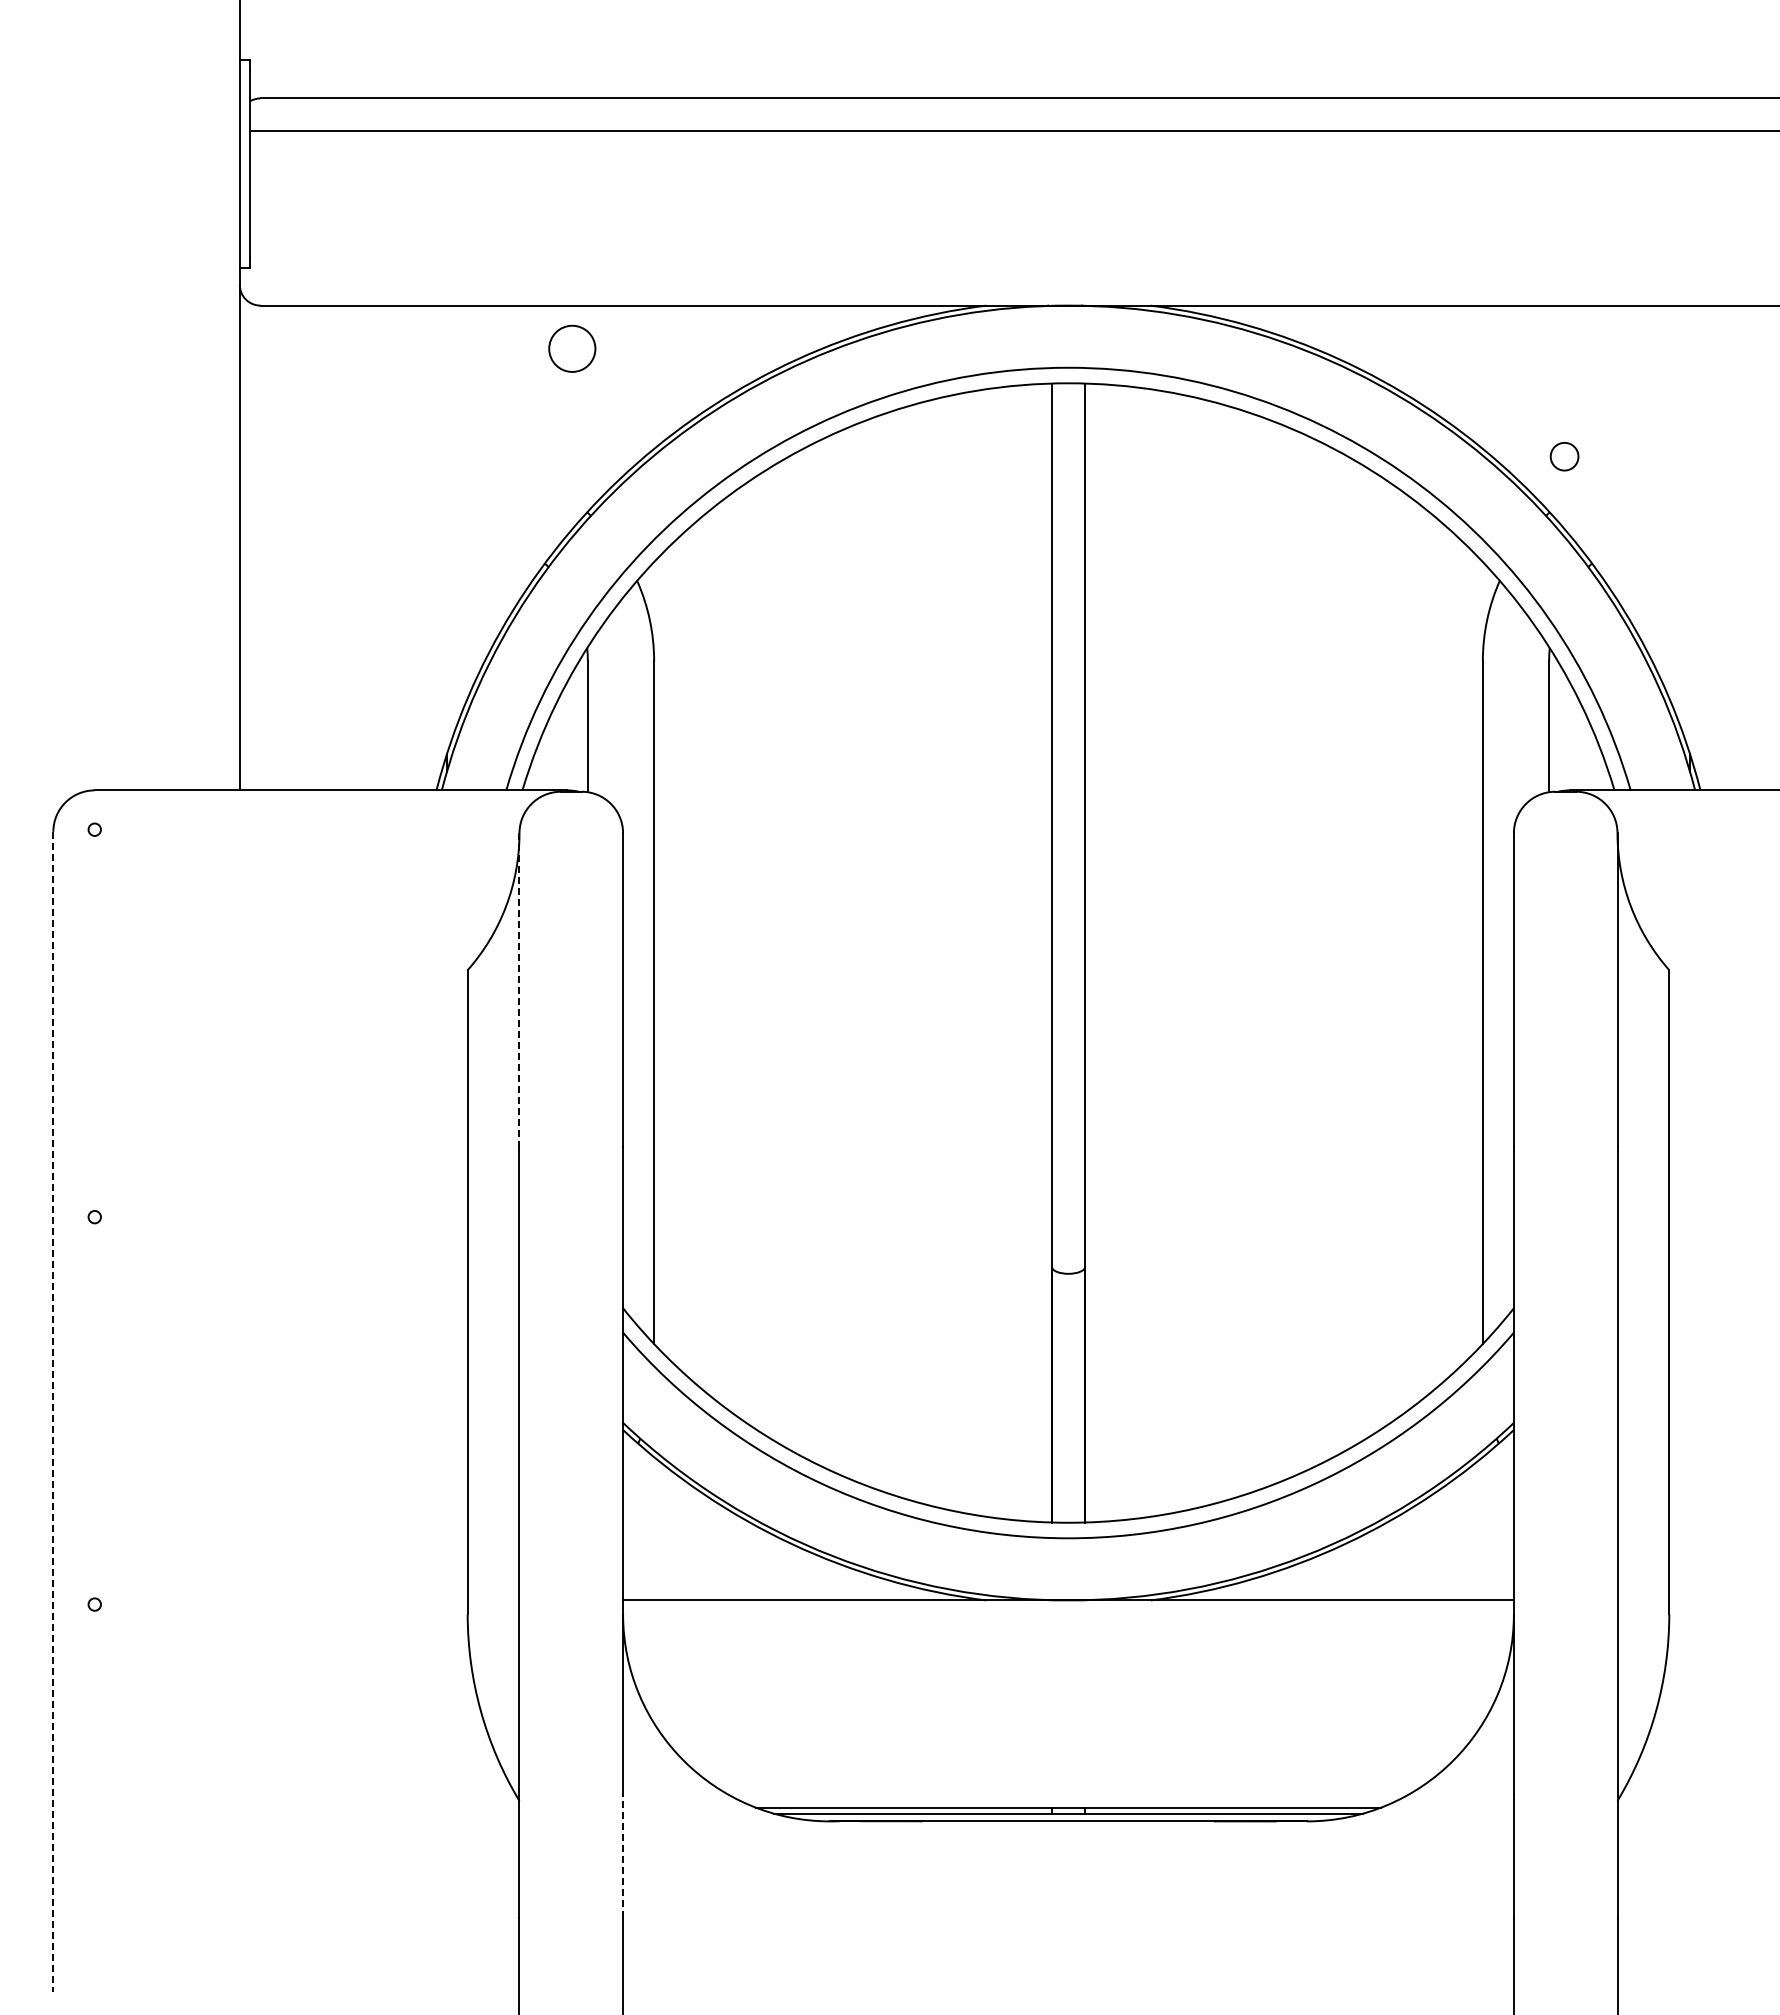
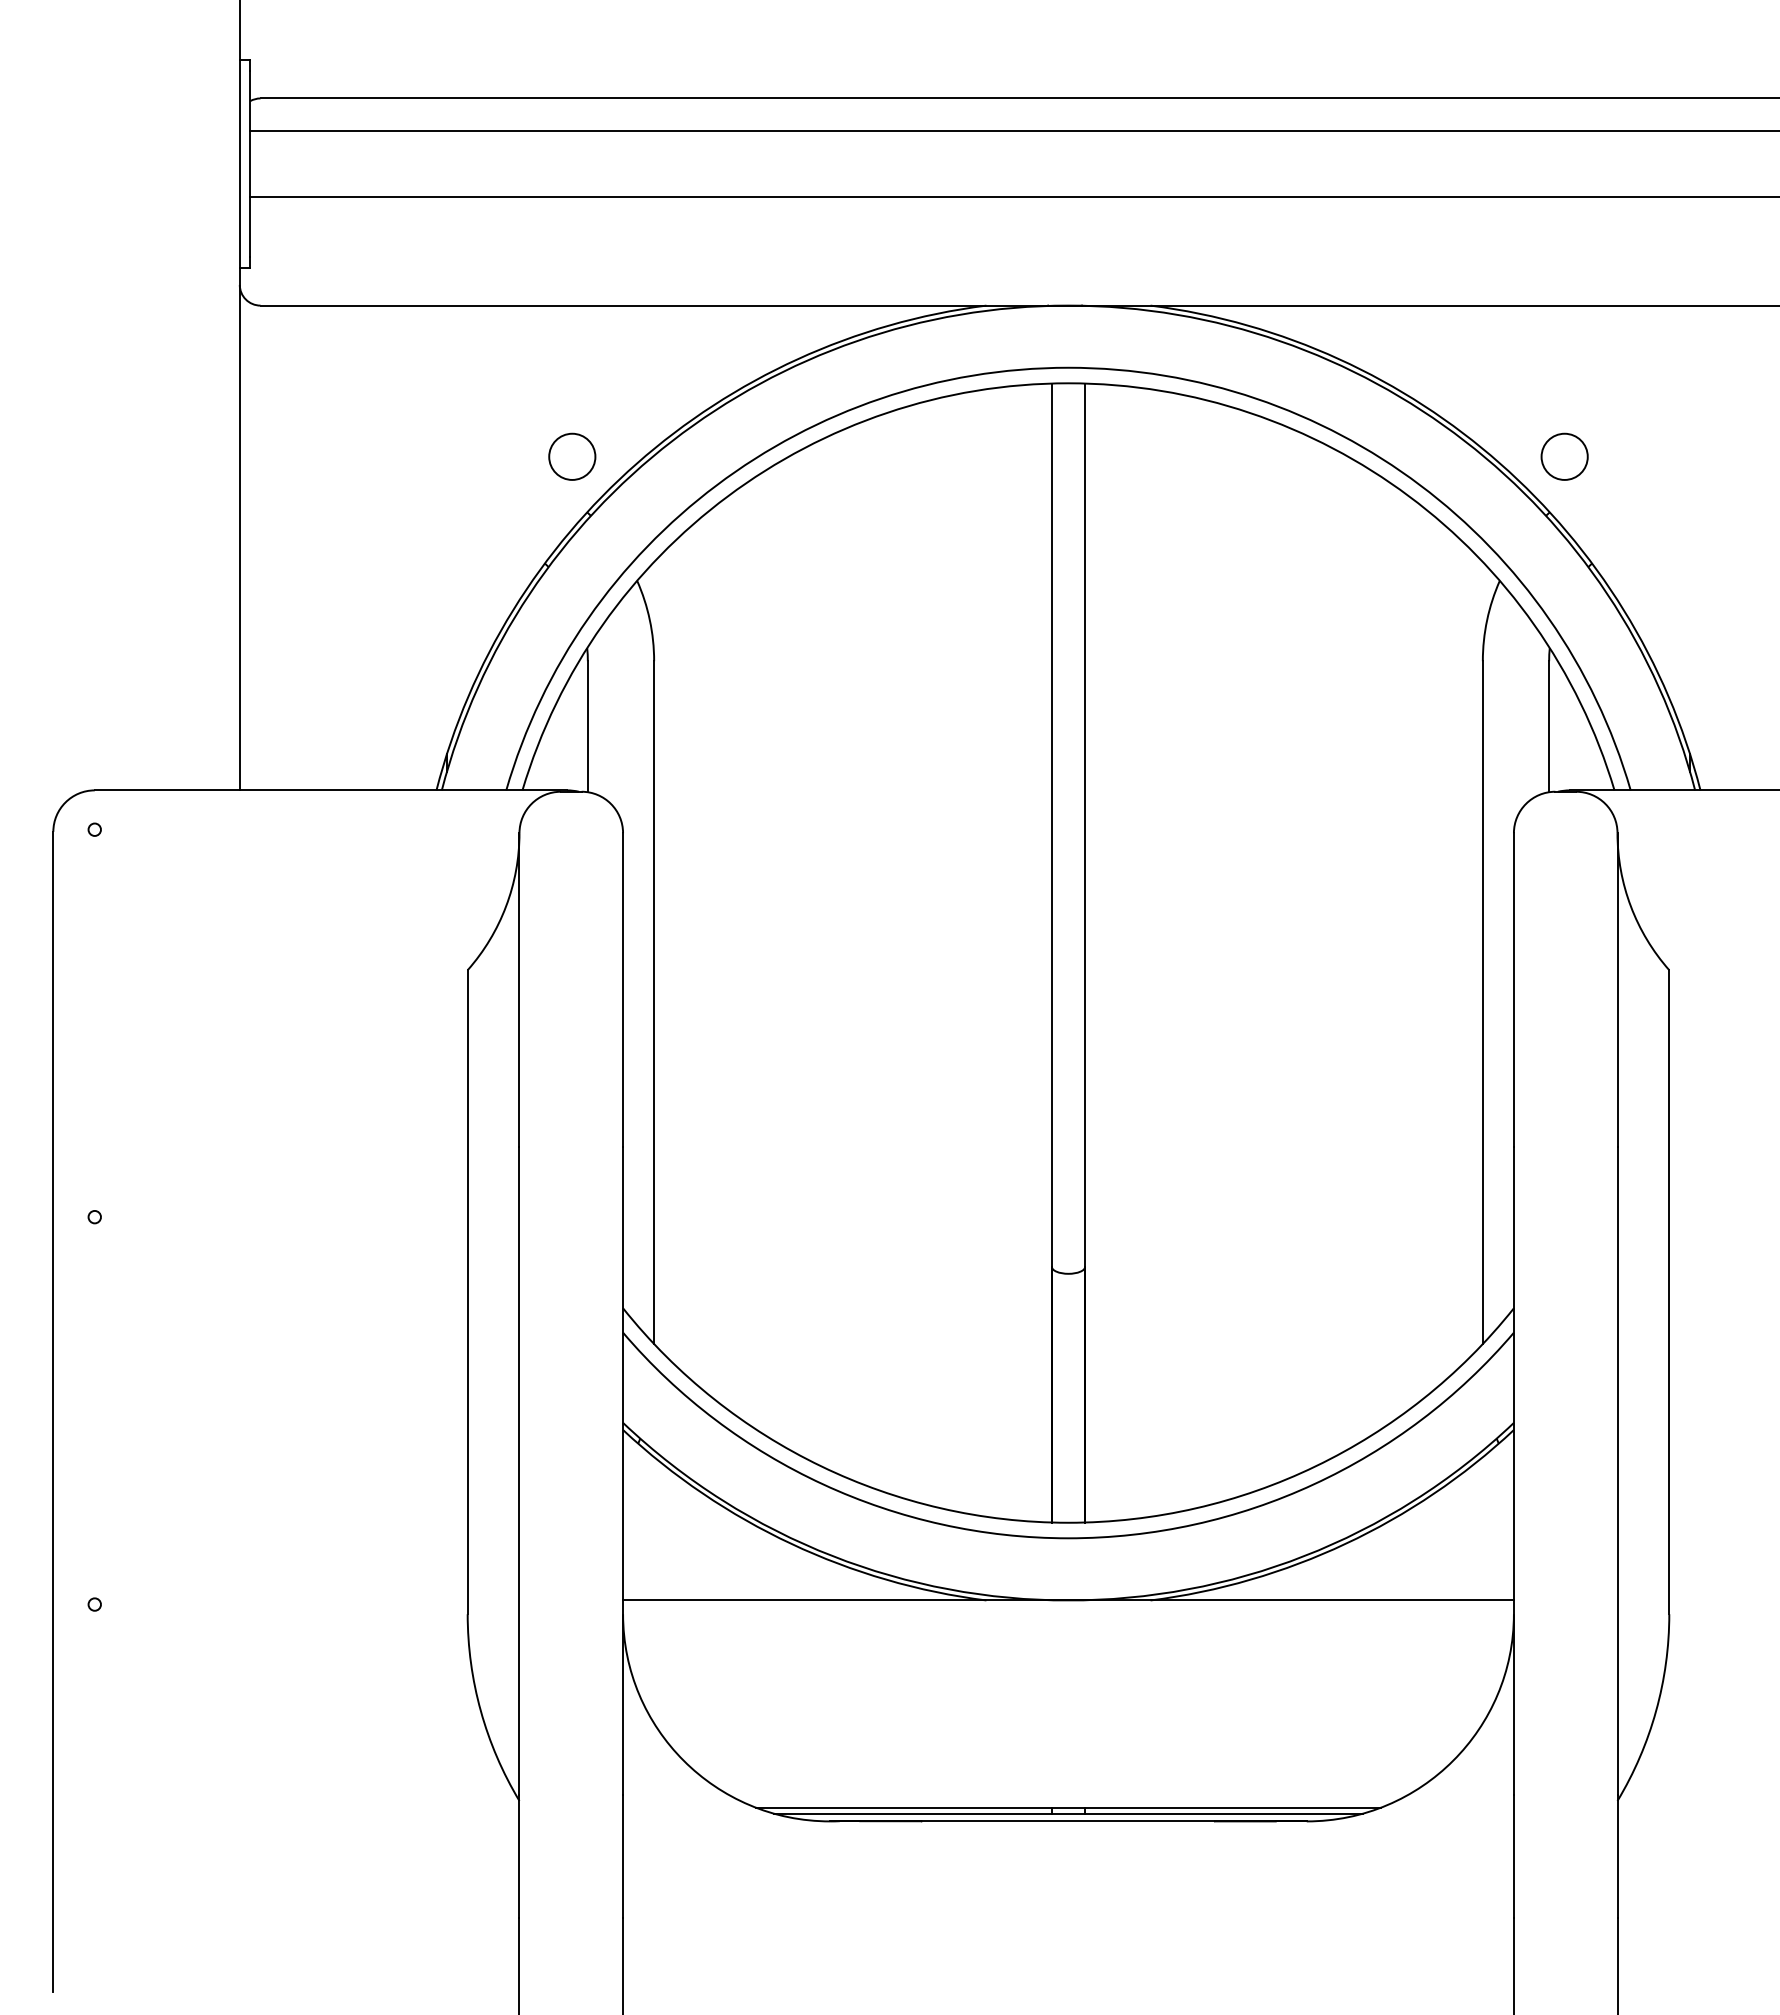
line: none -> present (1013, 197)
circle position: (572, 348) -> (572, 456) (572, 456)
circle size: 31x30 px -> 49x49 px (1564, 456)
line: dashed -> solid (519, 990)
line: dashed -> solid (53, 1412)
line: dashed -> solid (623, 1855)
